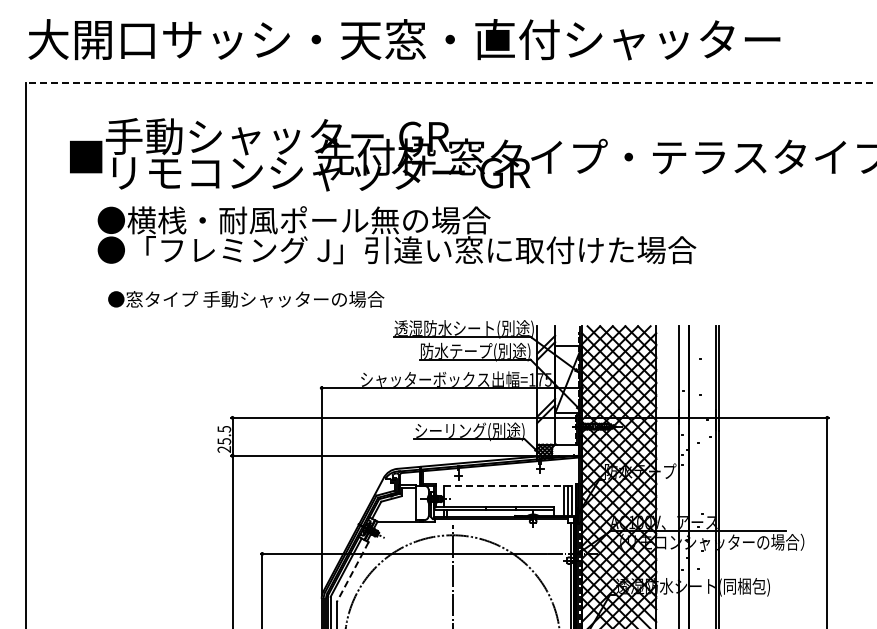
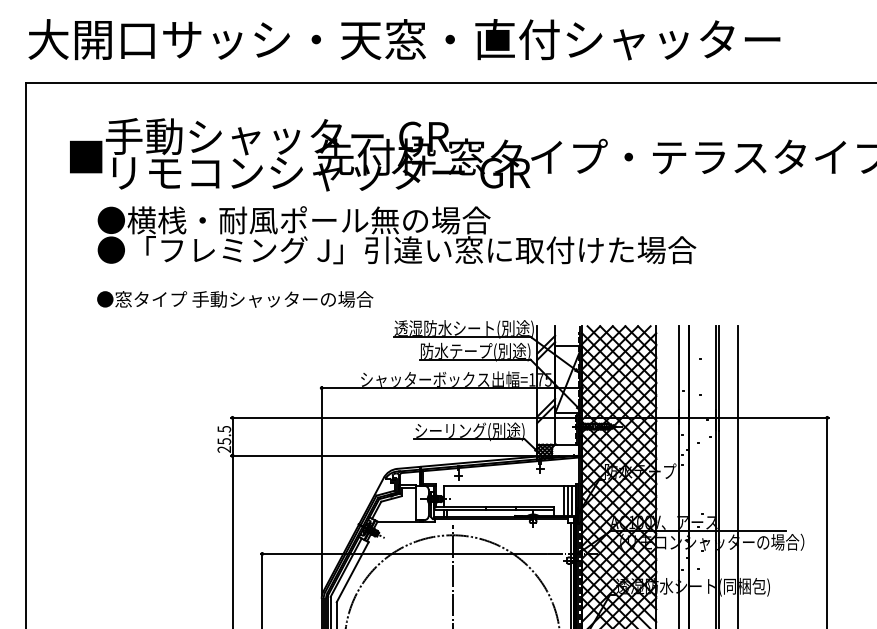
line: dashed -> solid (451, 83)
text position: (246, 299) -> (235, 299) (235, 299)
line: none -> present (738, 475)
line: dashed -> solid (510, 485)
line: dashed -> solid (352, 572)
